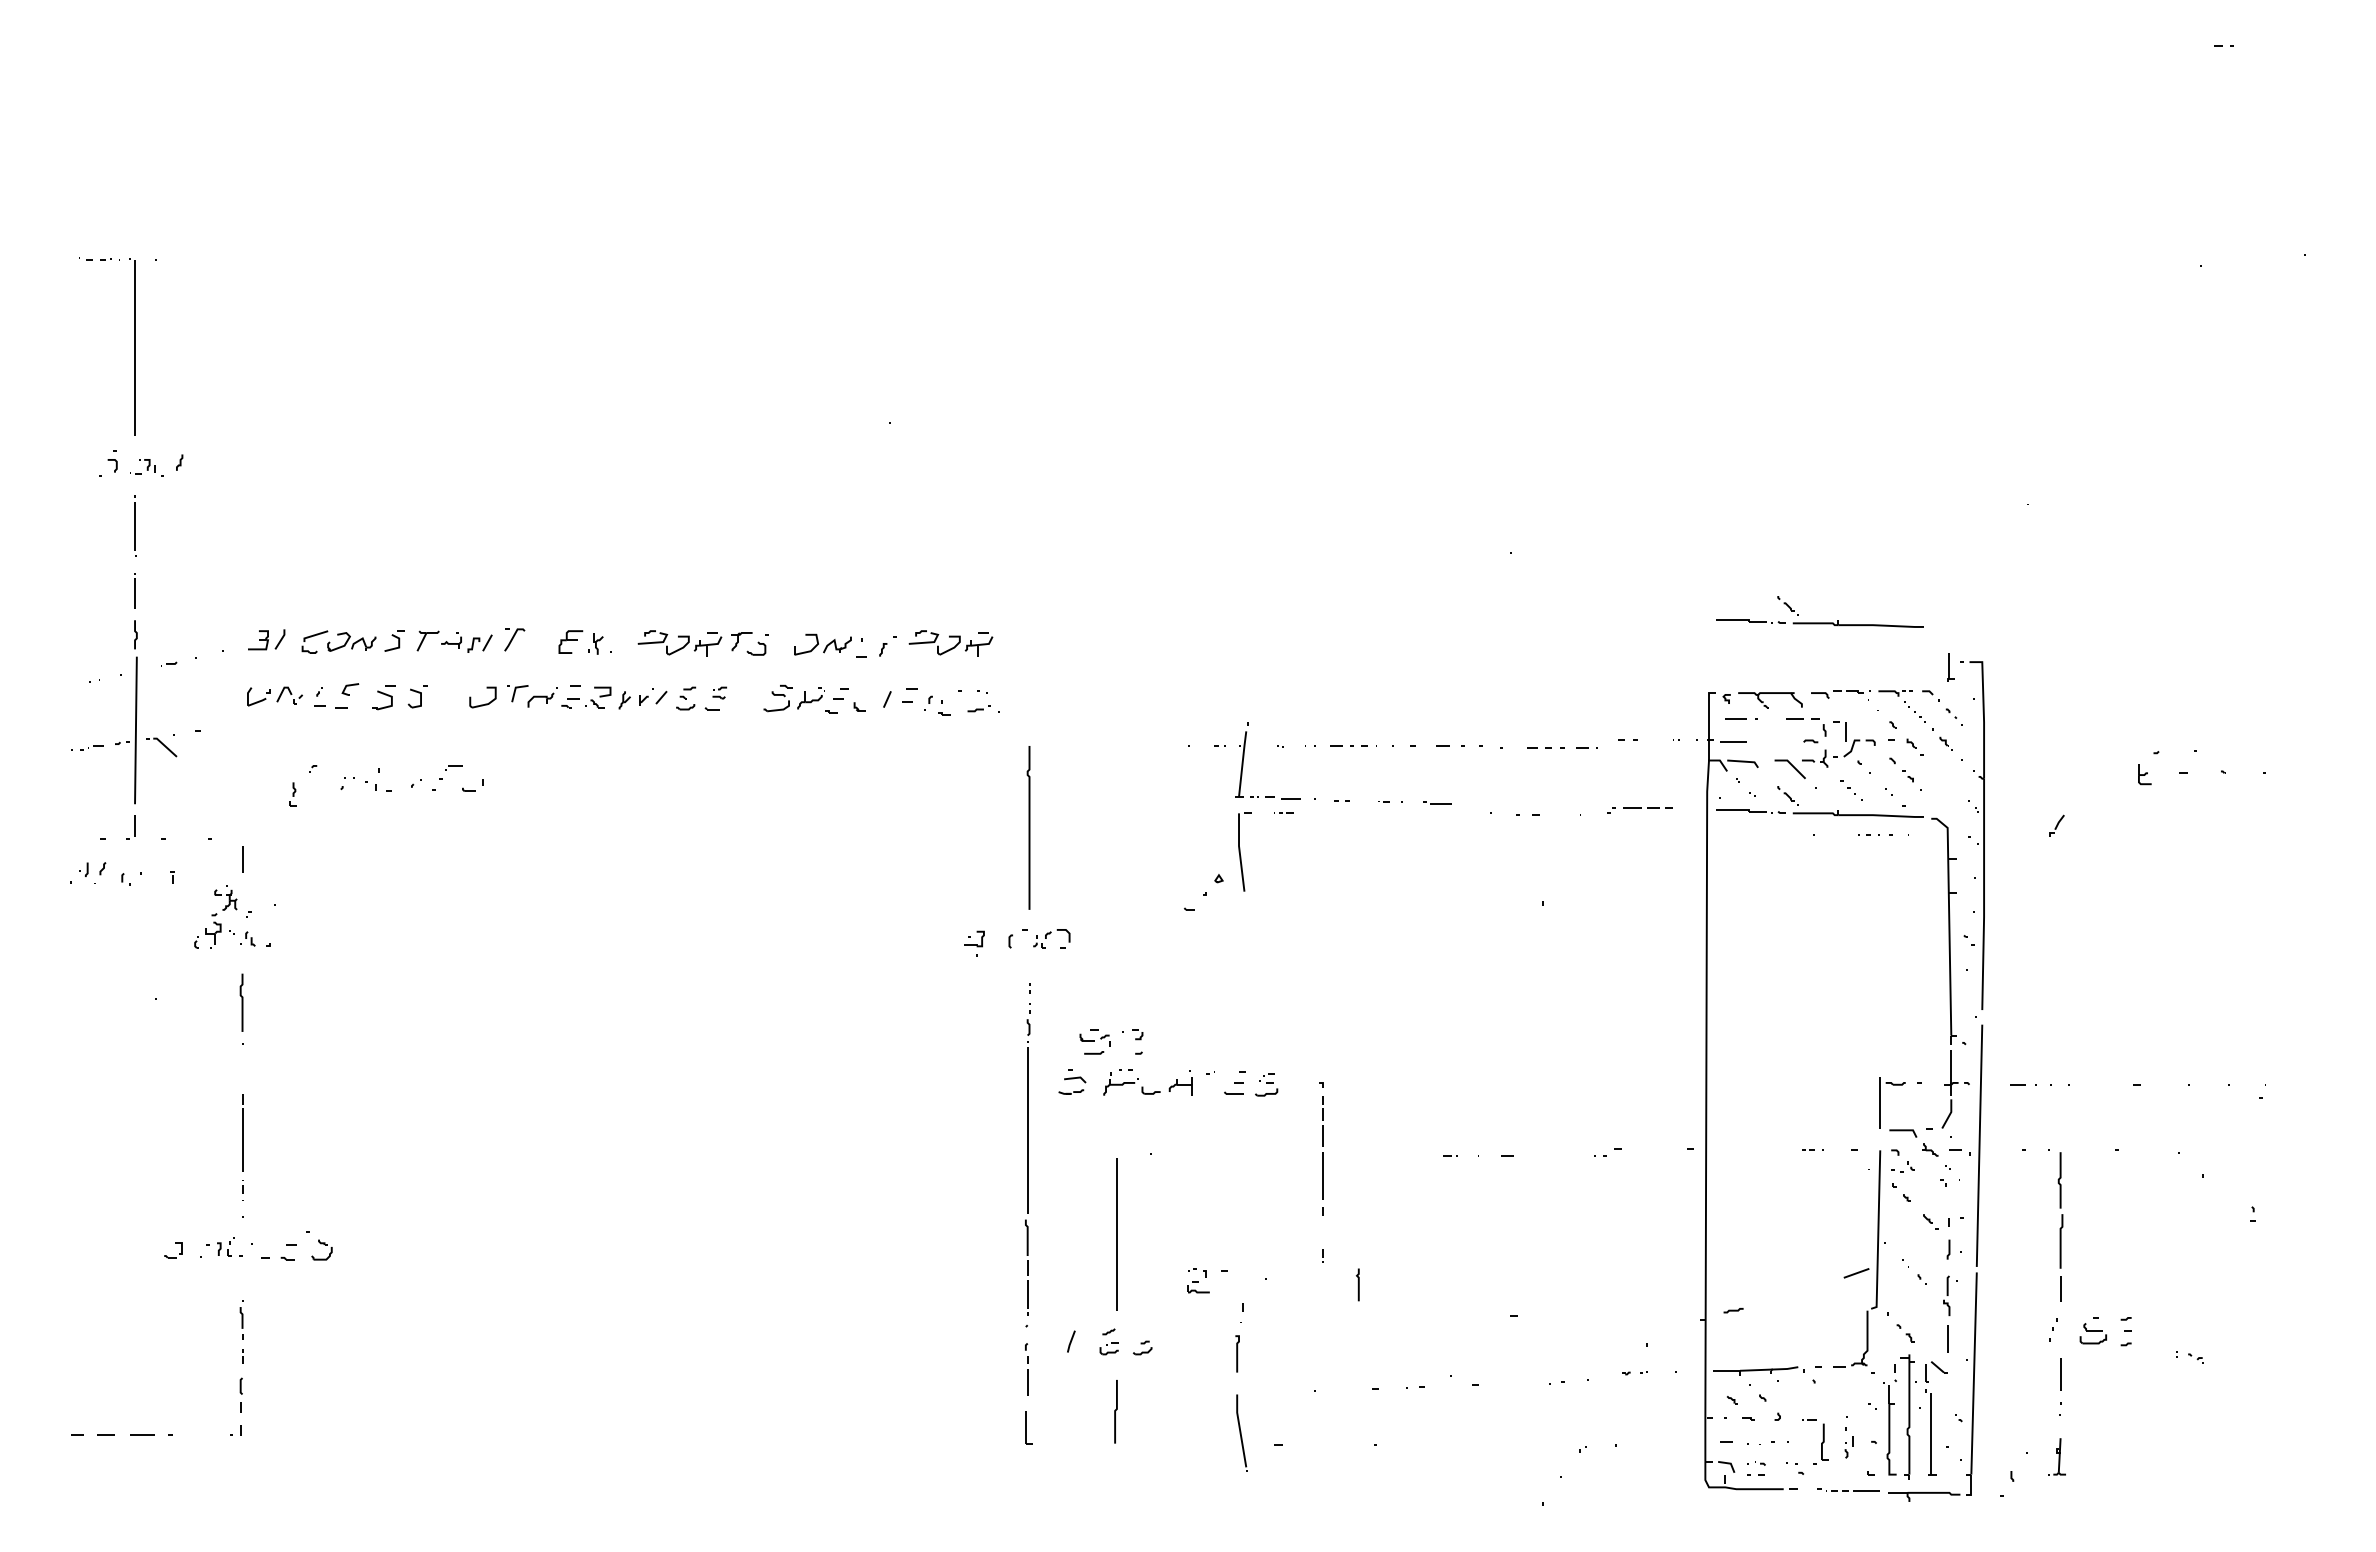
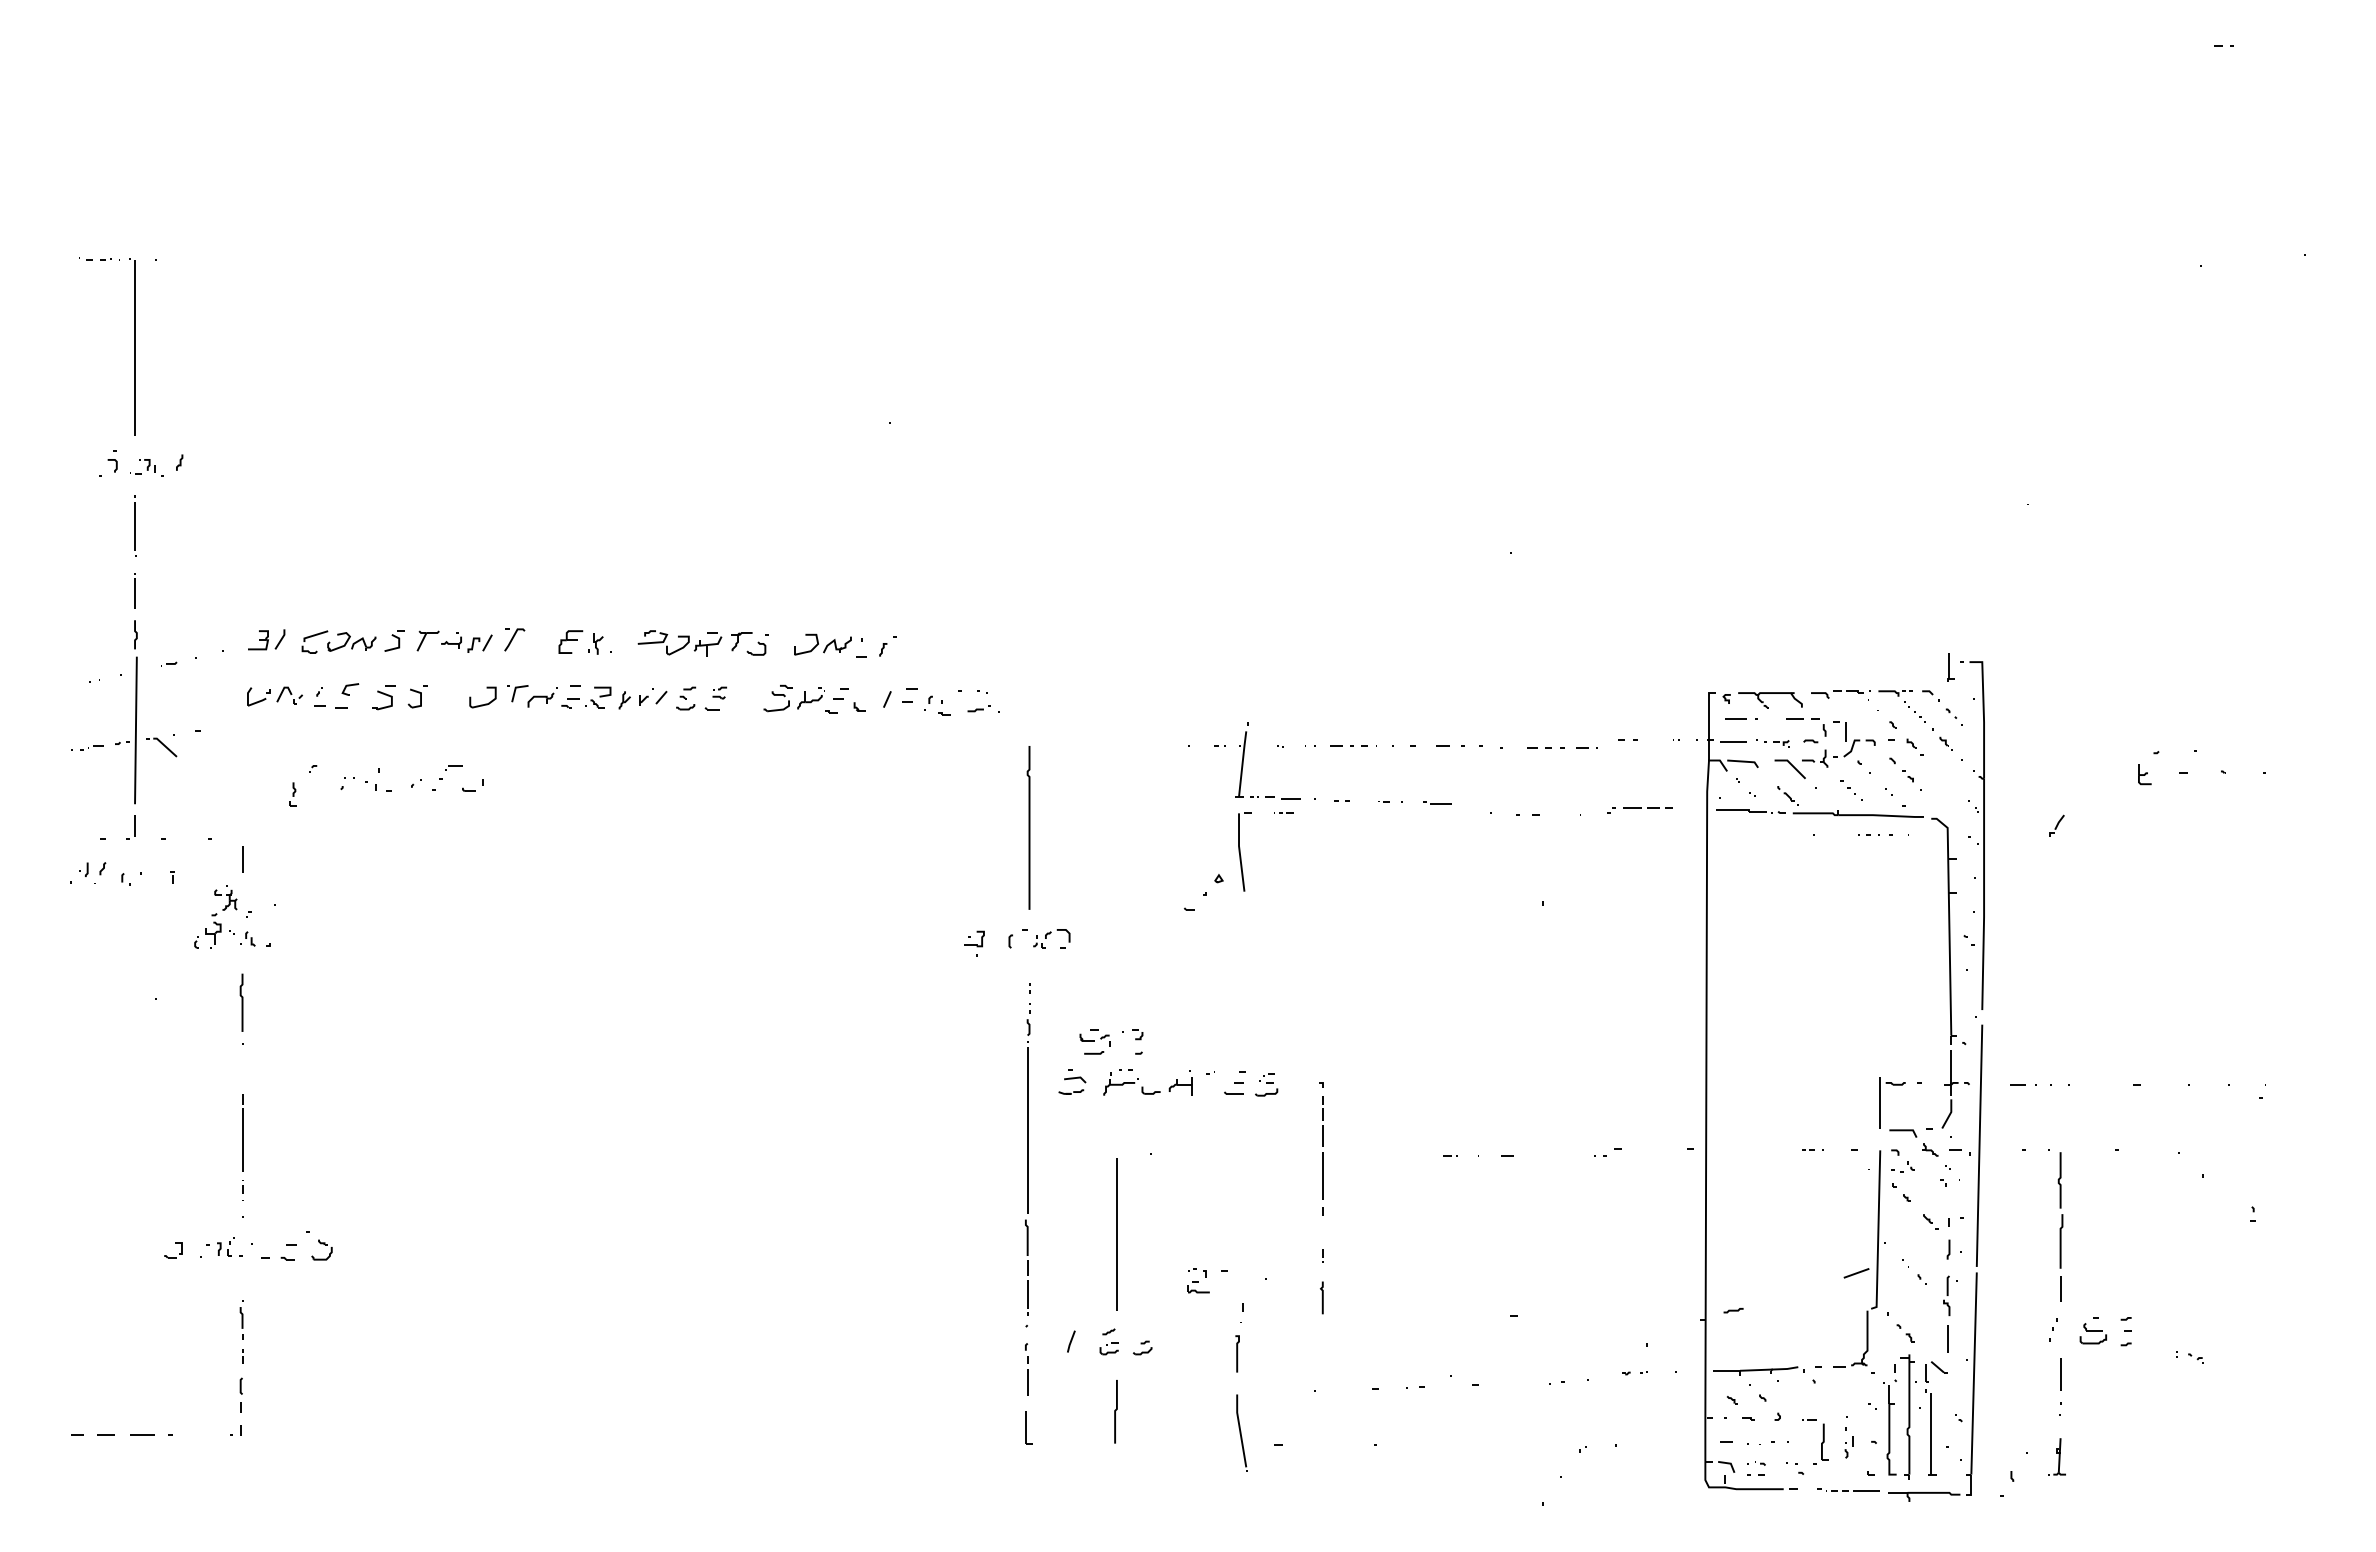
part: present -> none (1819, 622)
part: present -> none (950, 643)
part: none -> present (1772, 743)
line position: (1357, 1284) -> (1321, 1297) (1321, 1297)
